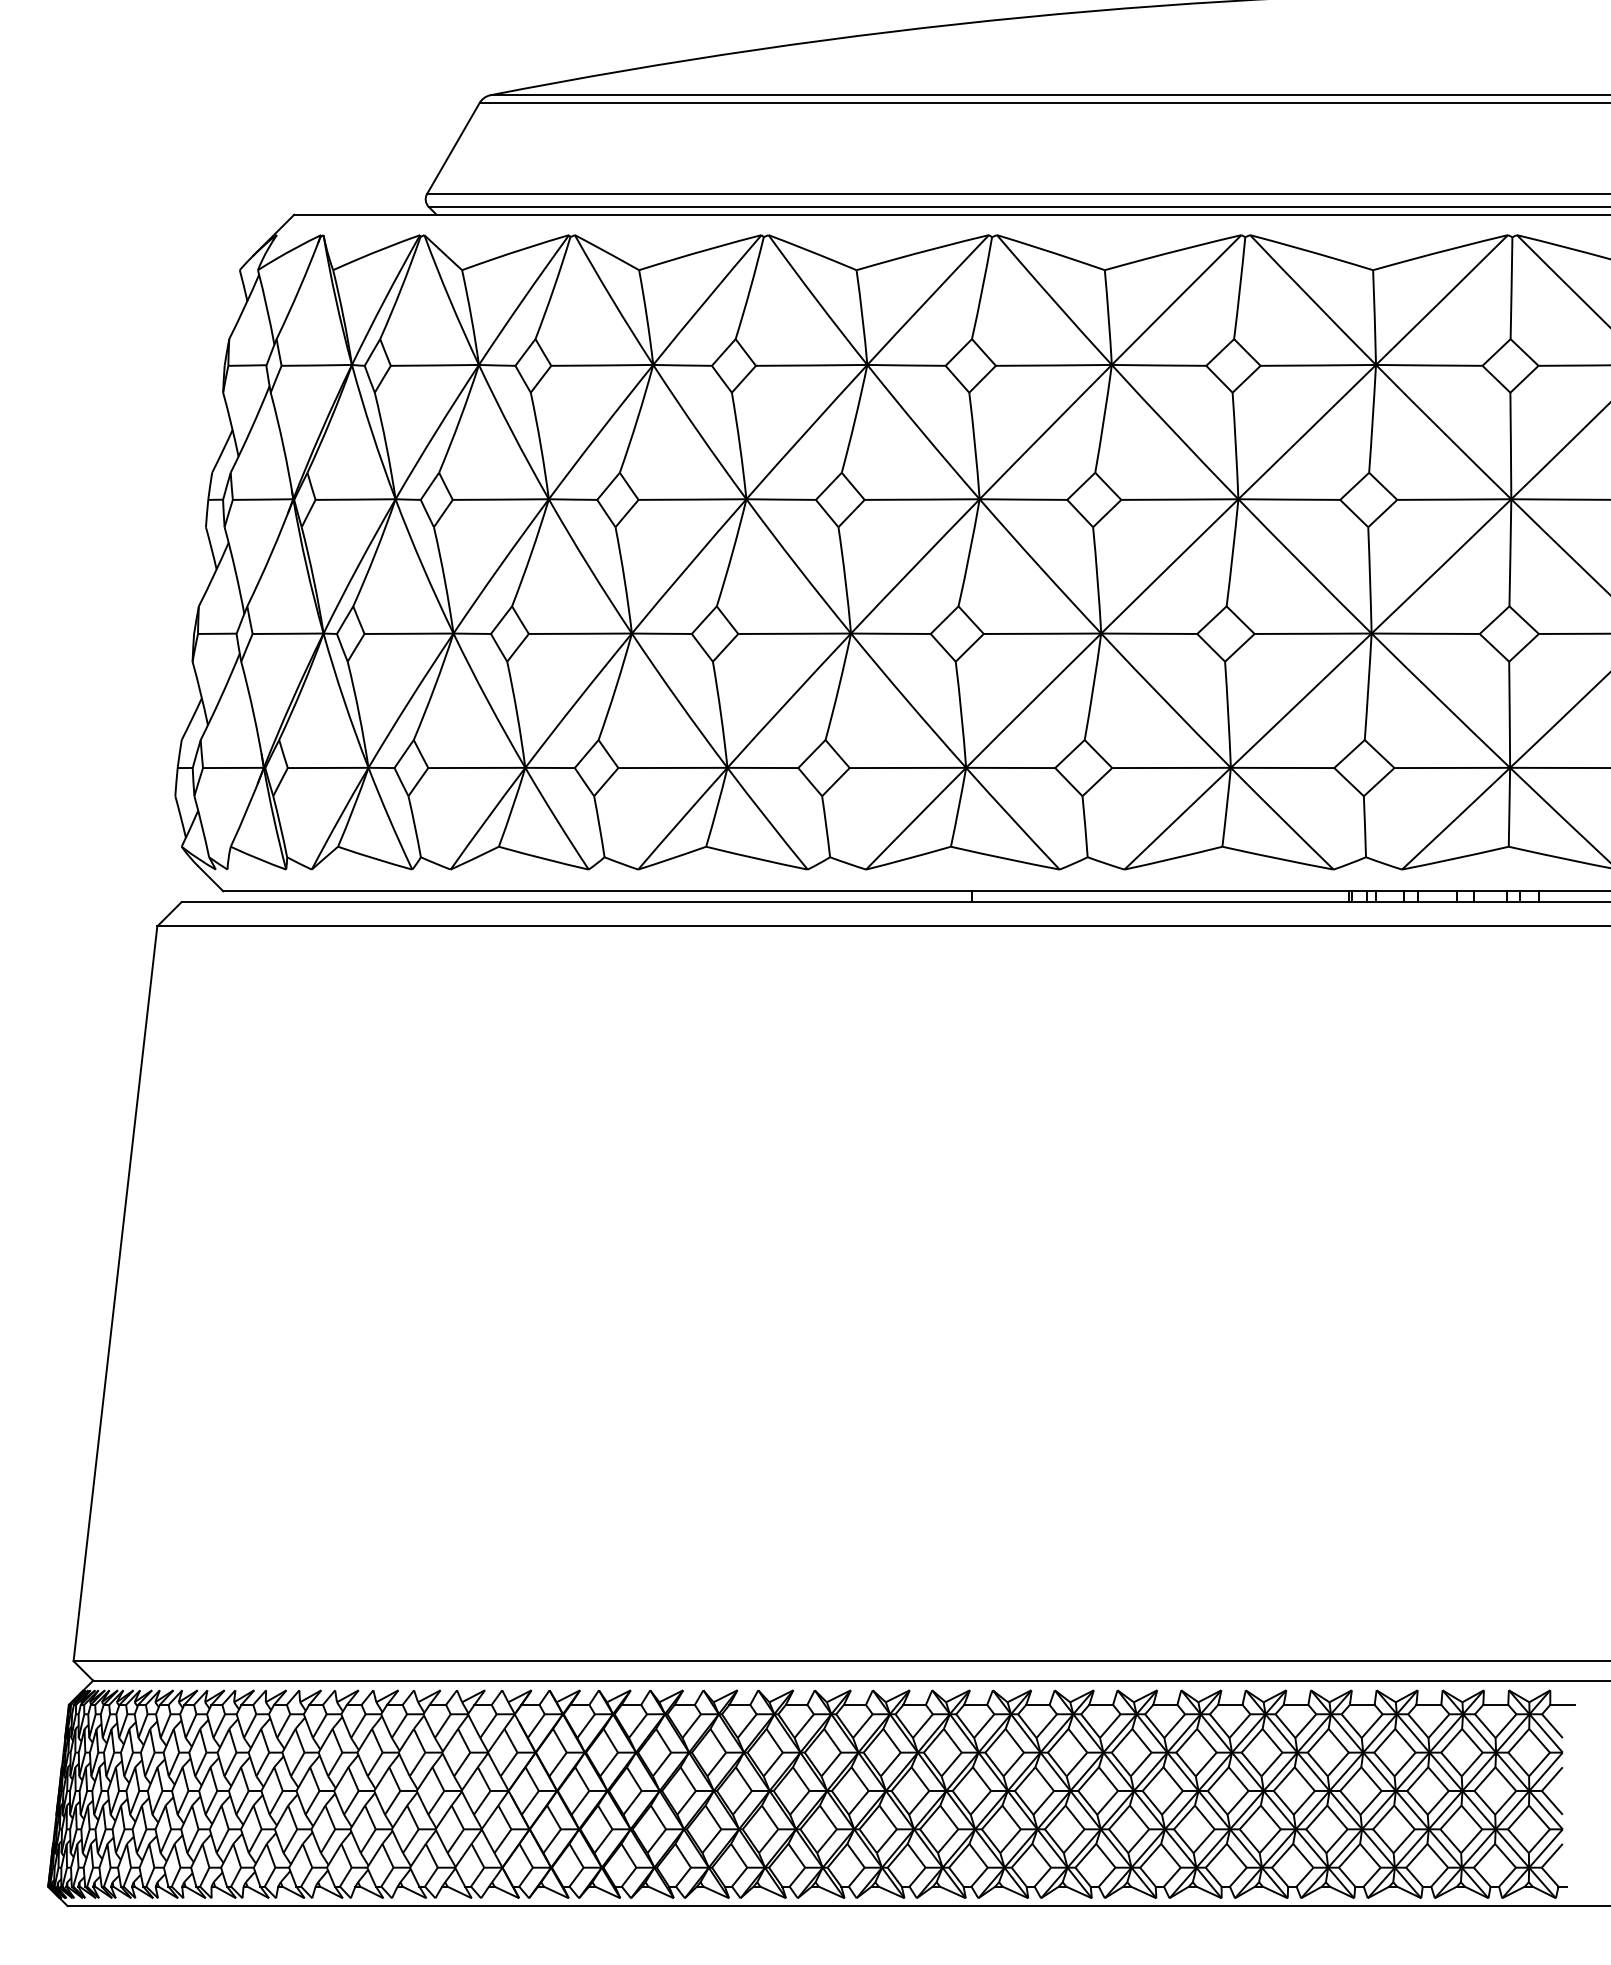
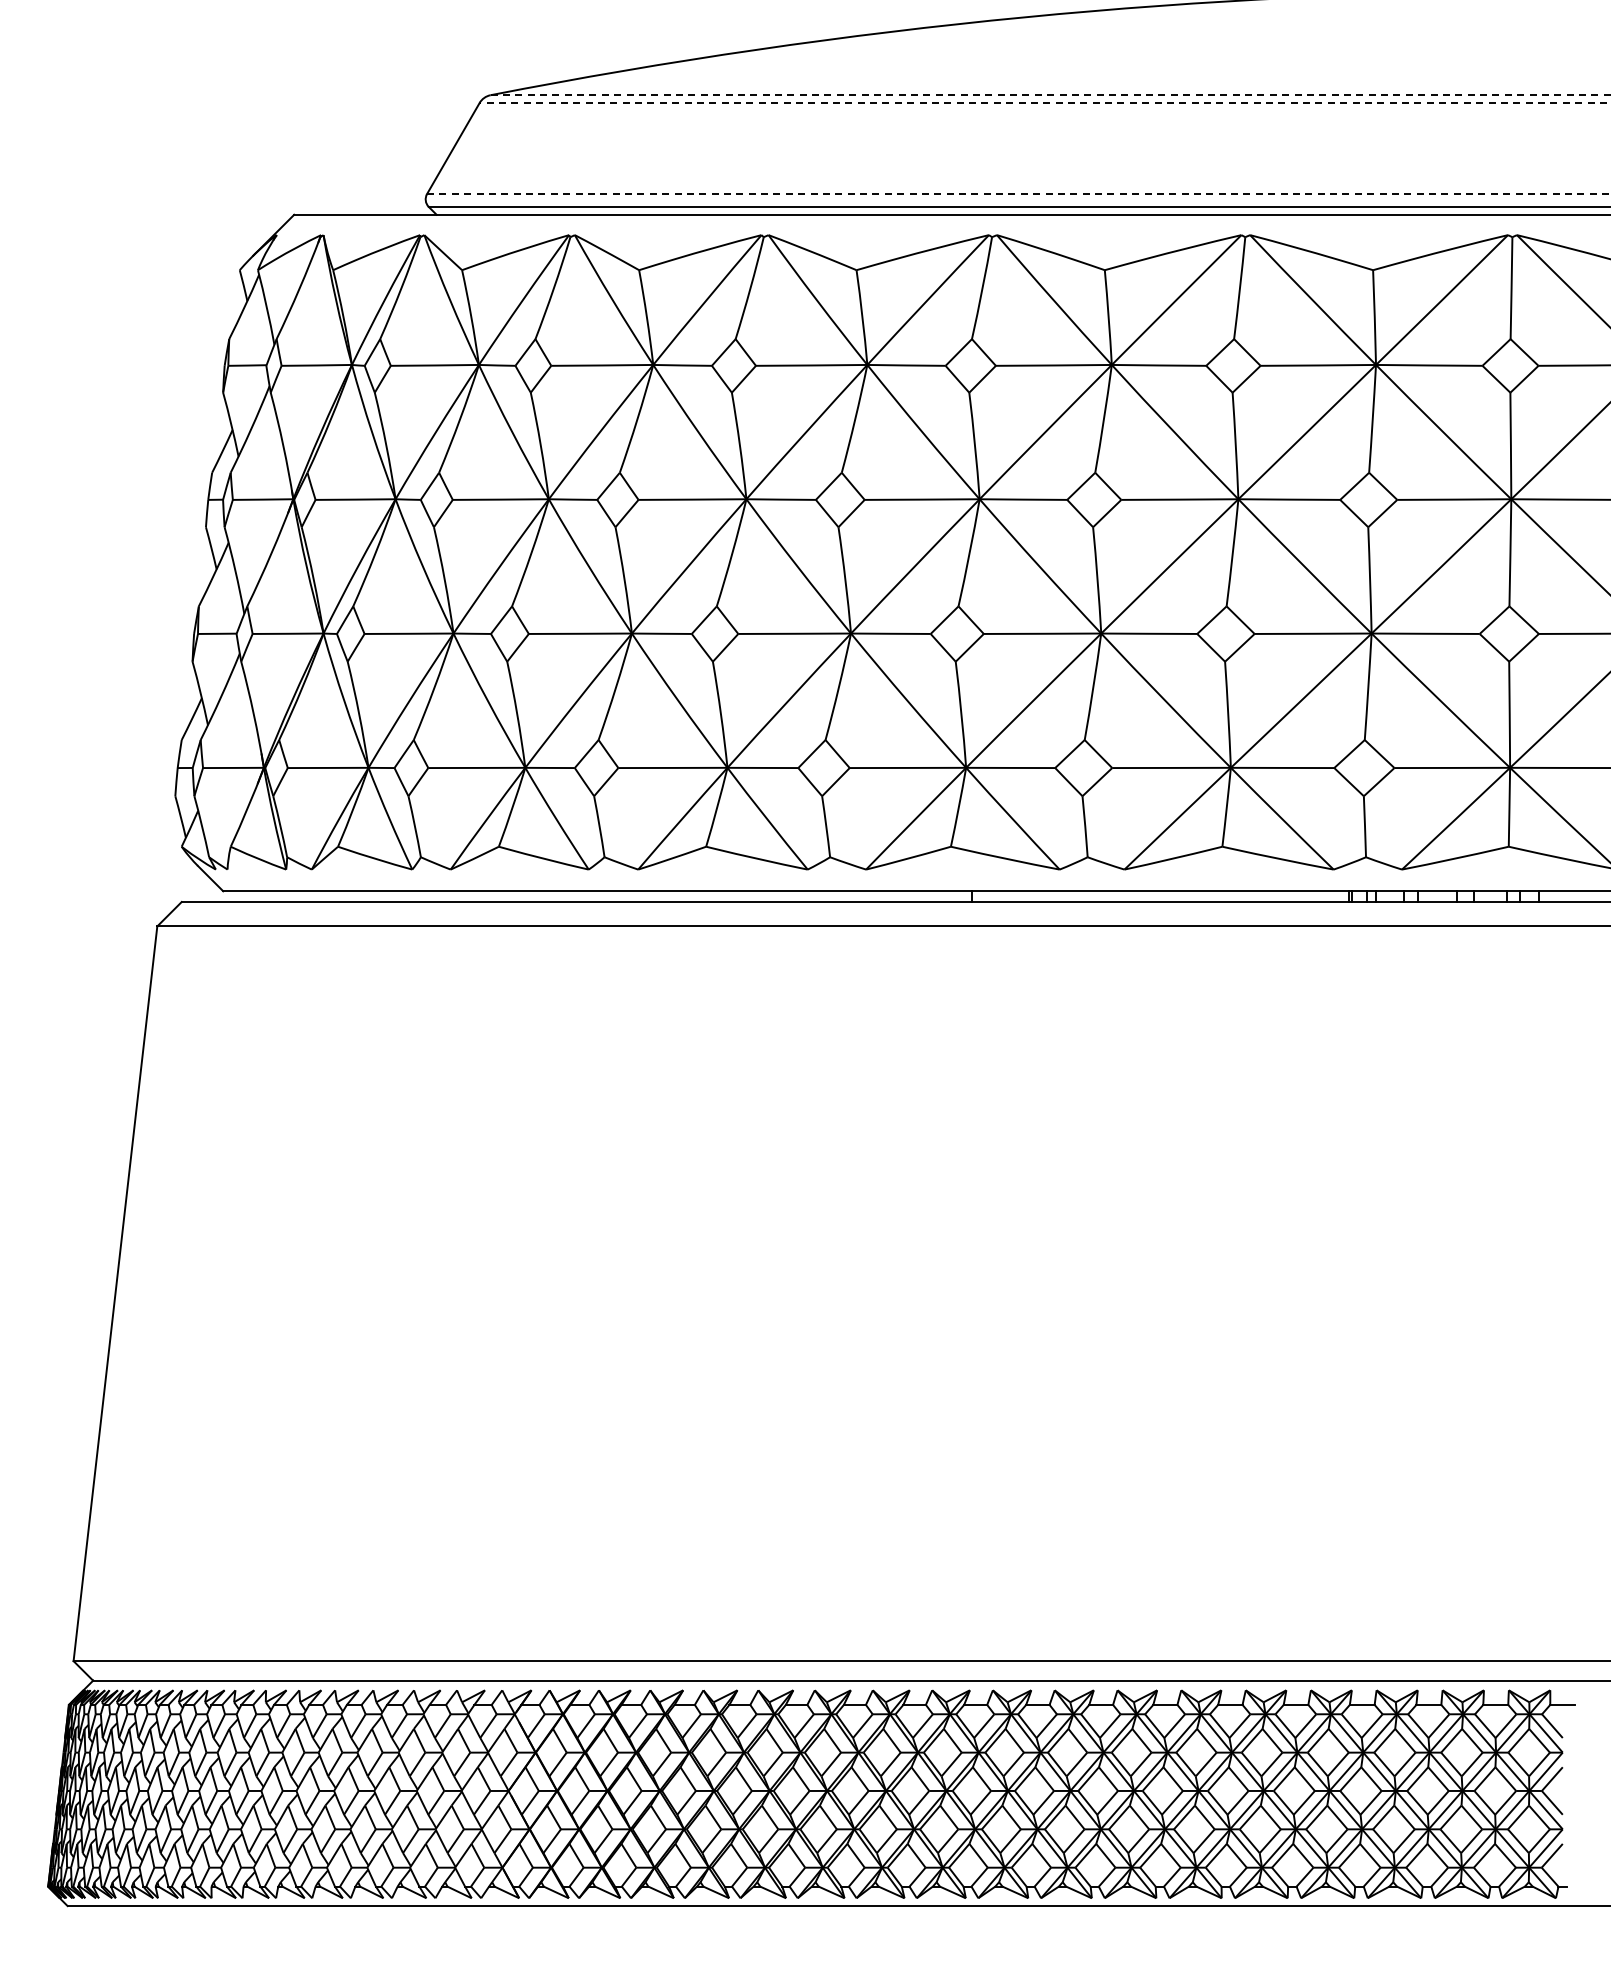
line: solid -> dashed (1050, 95)
line: solid -> dashed (1044, 103)
line: solid -> dashed (1018, 194)
